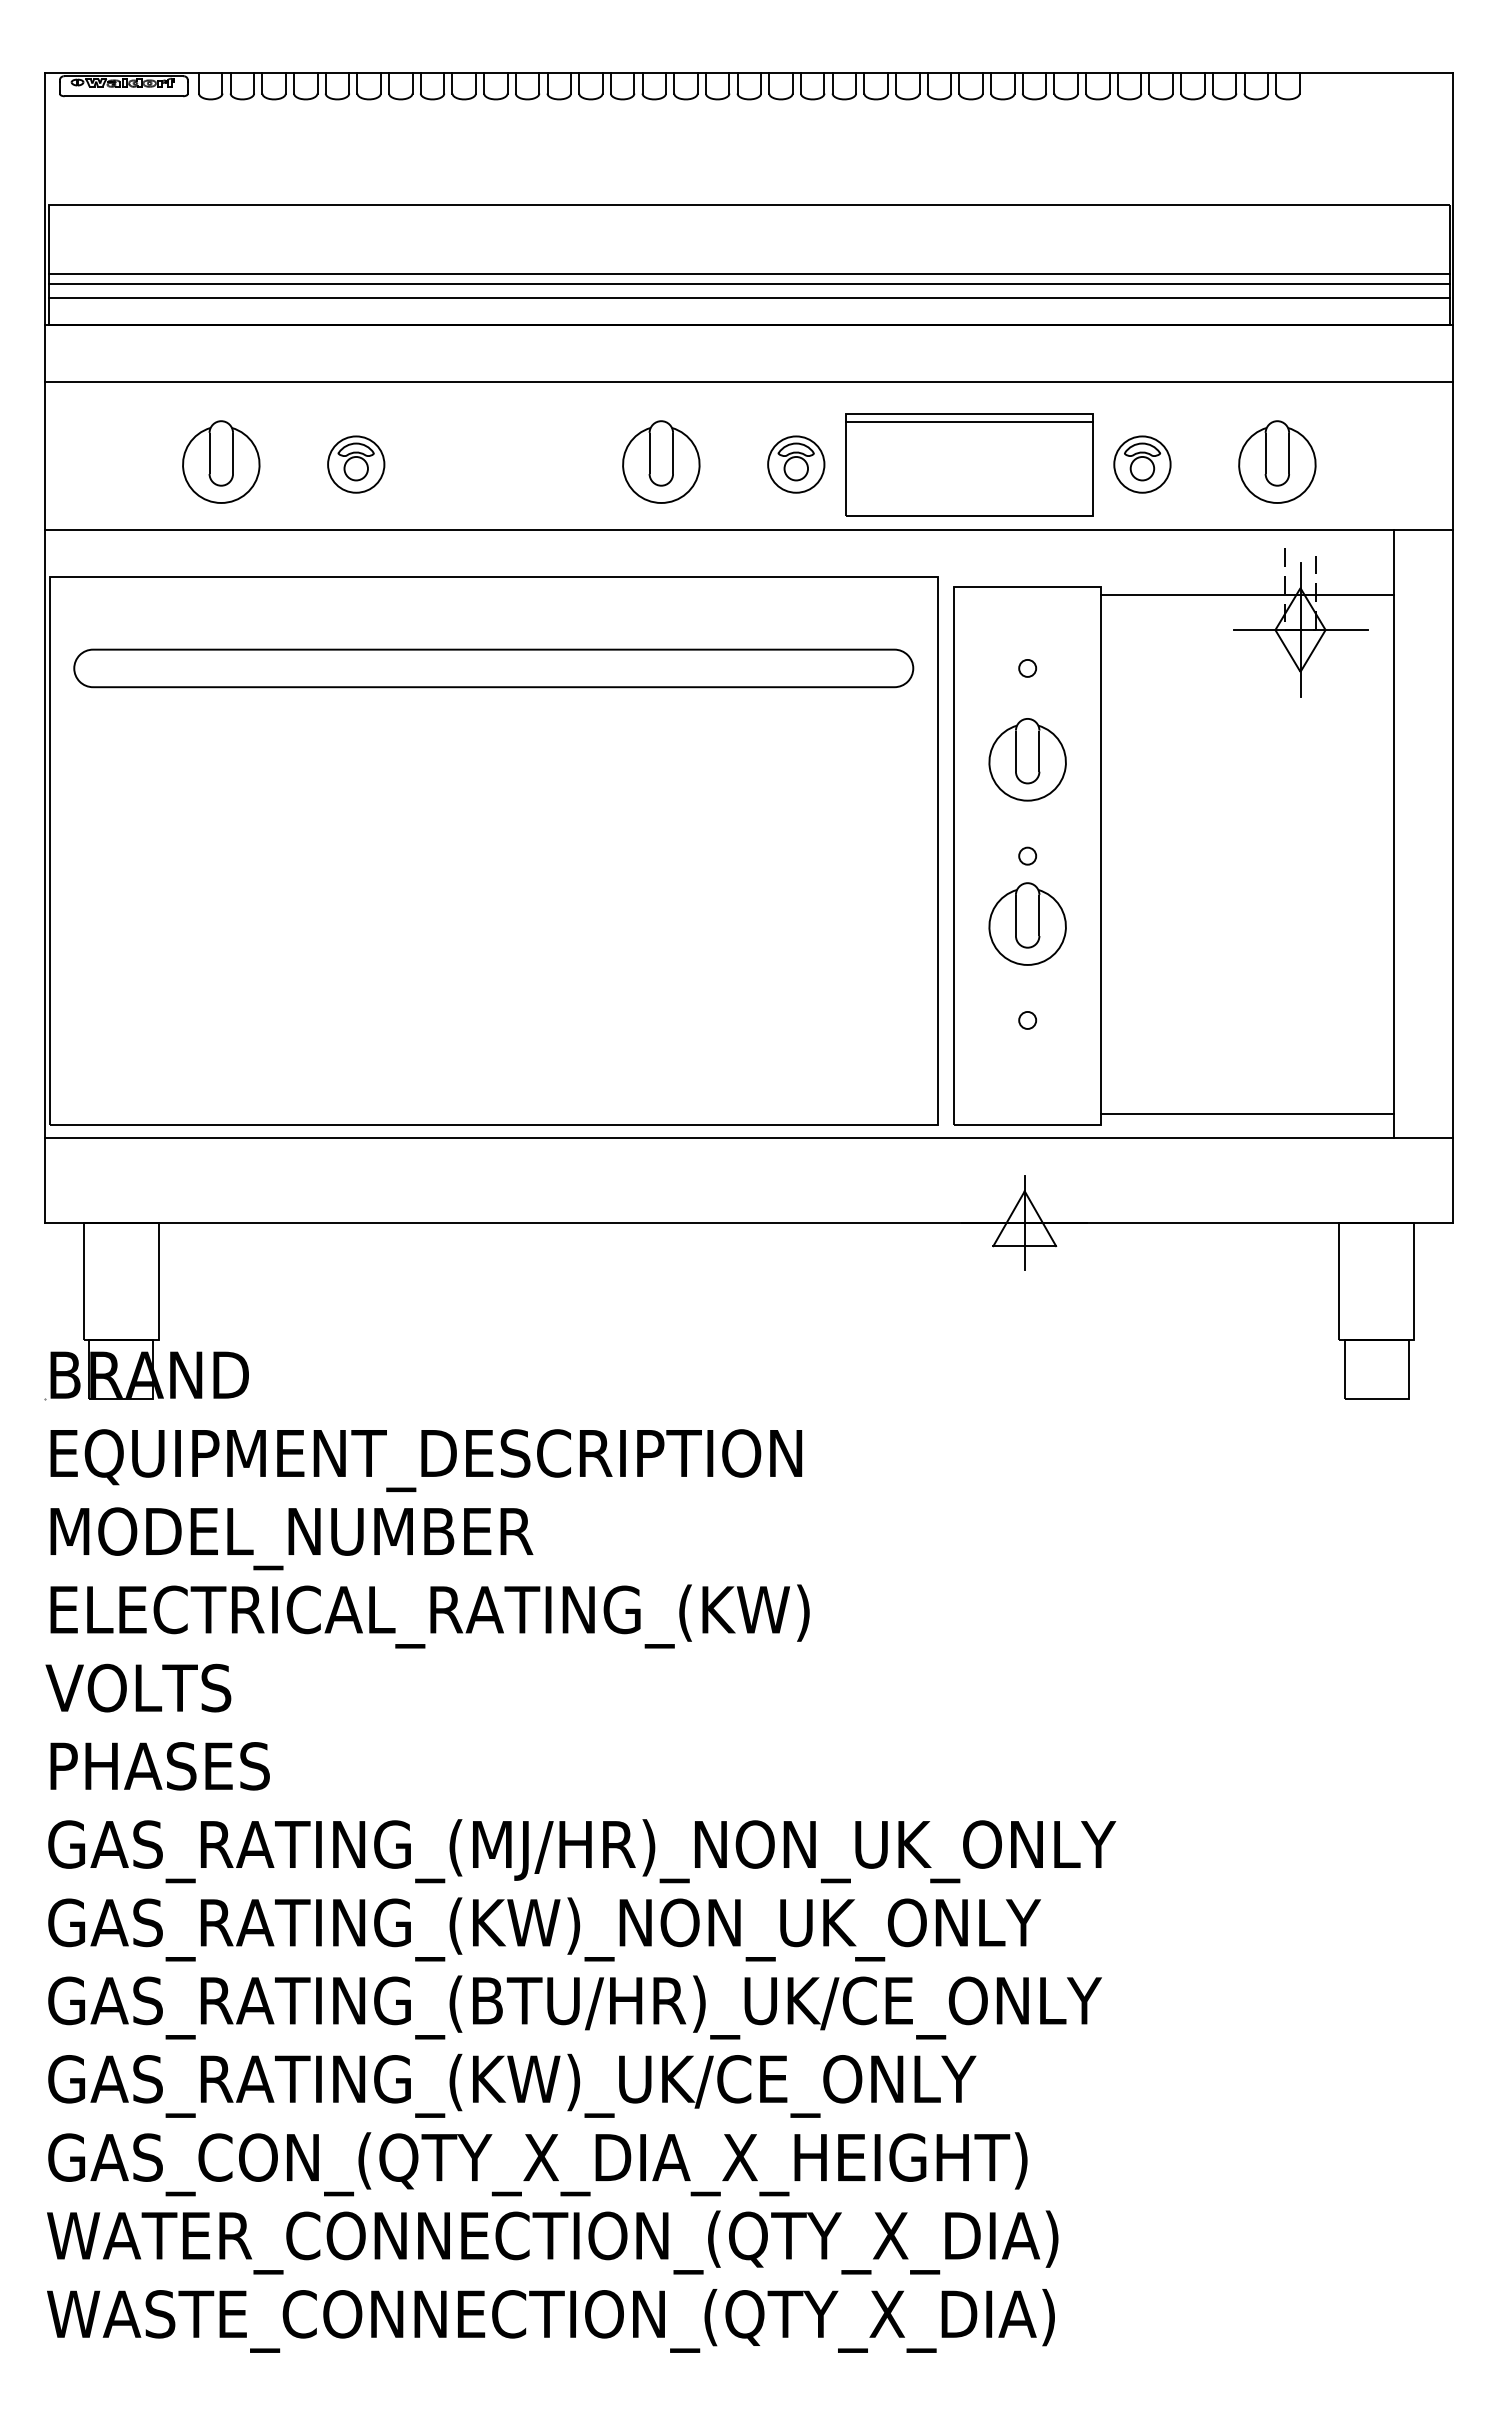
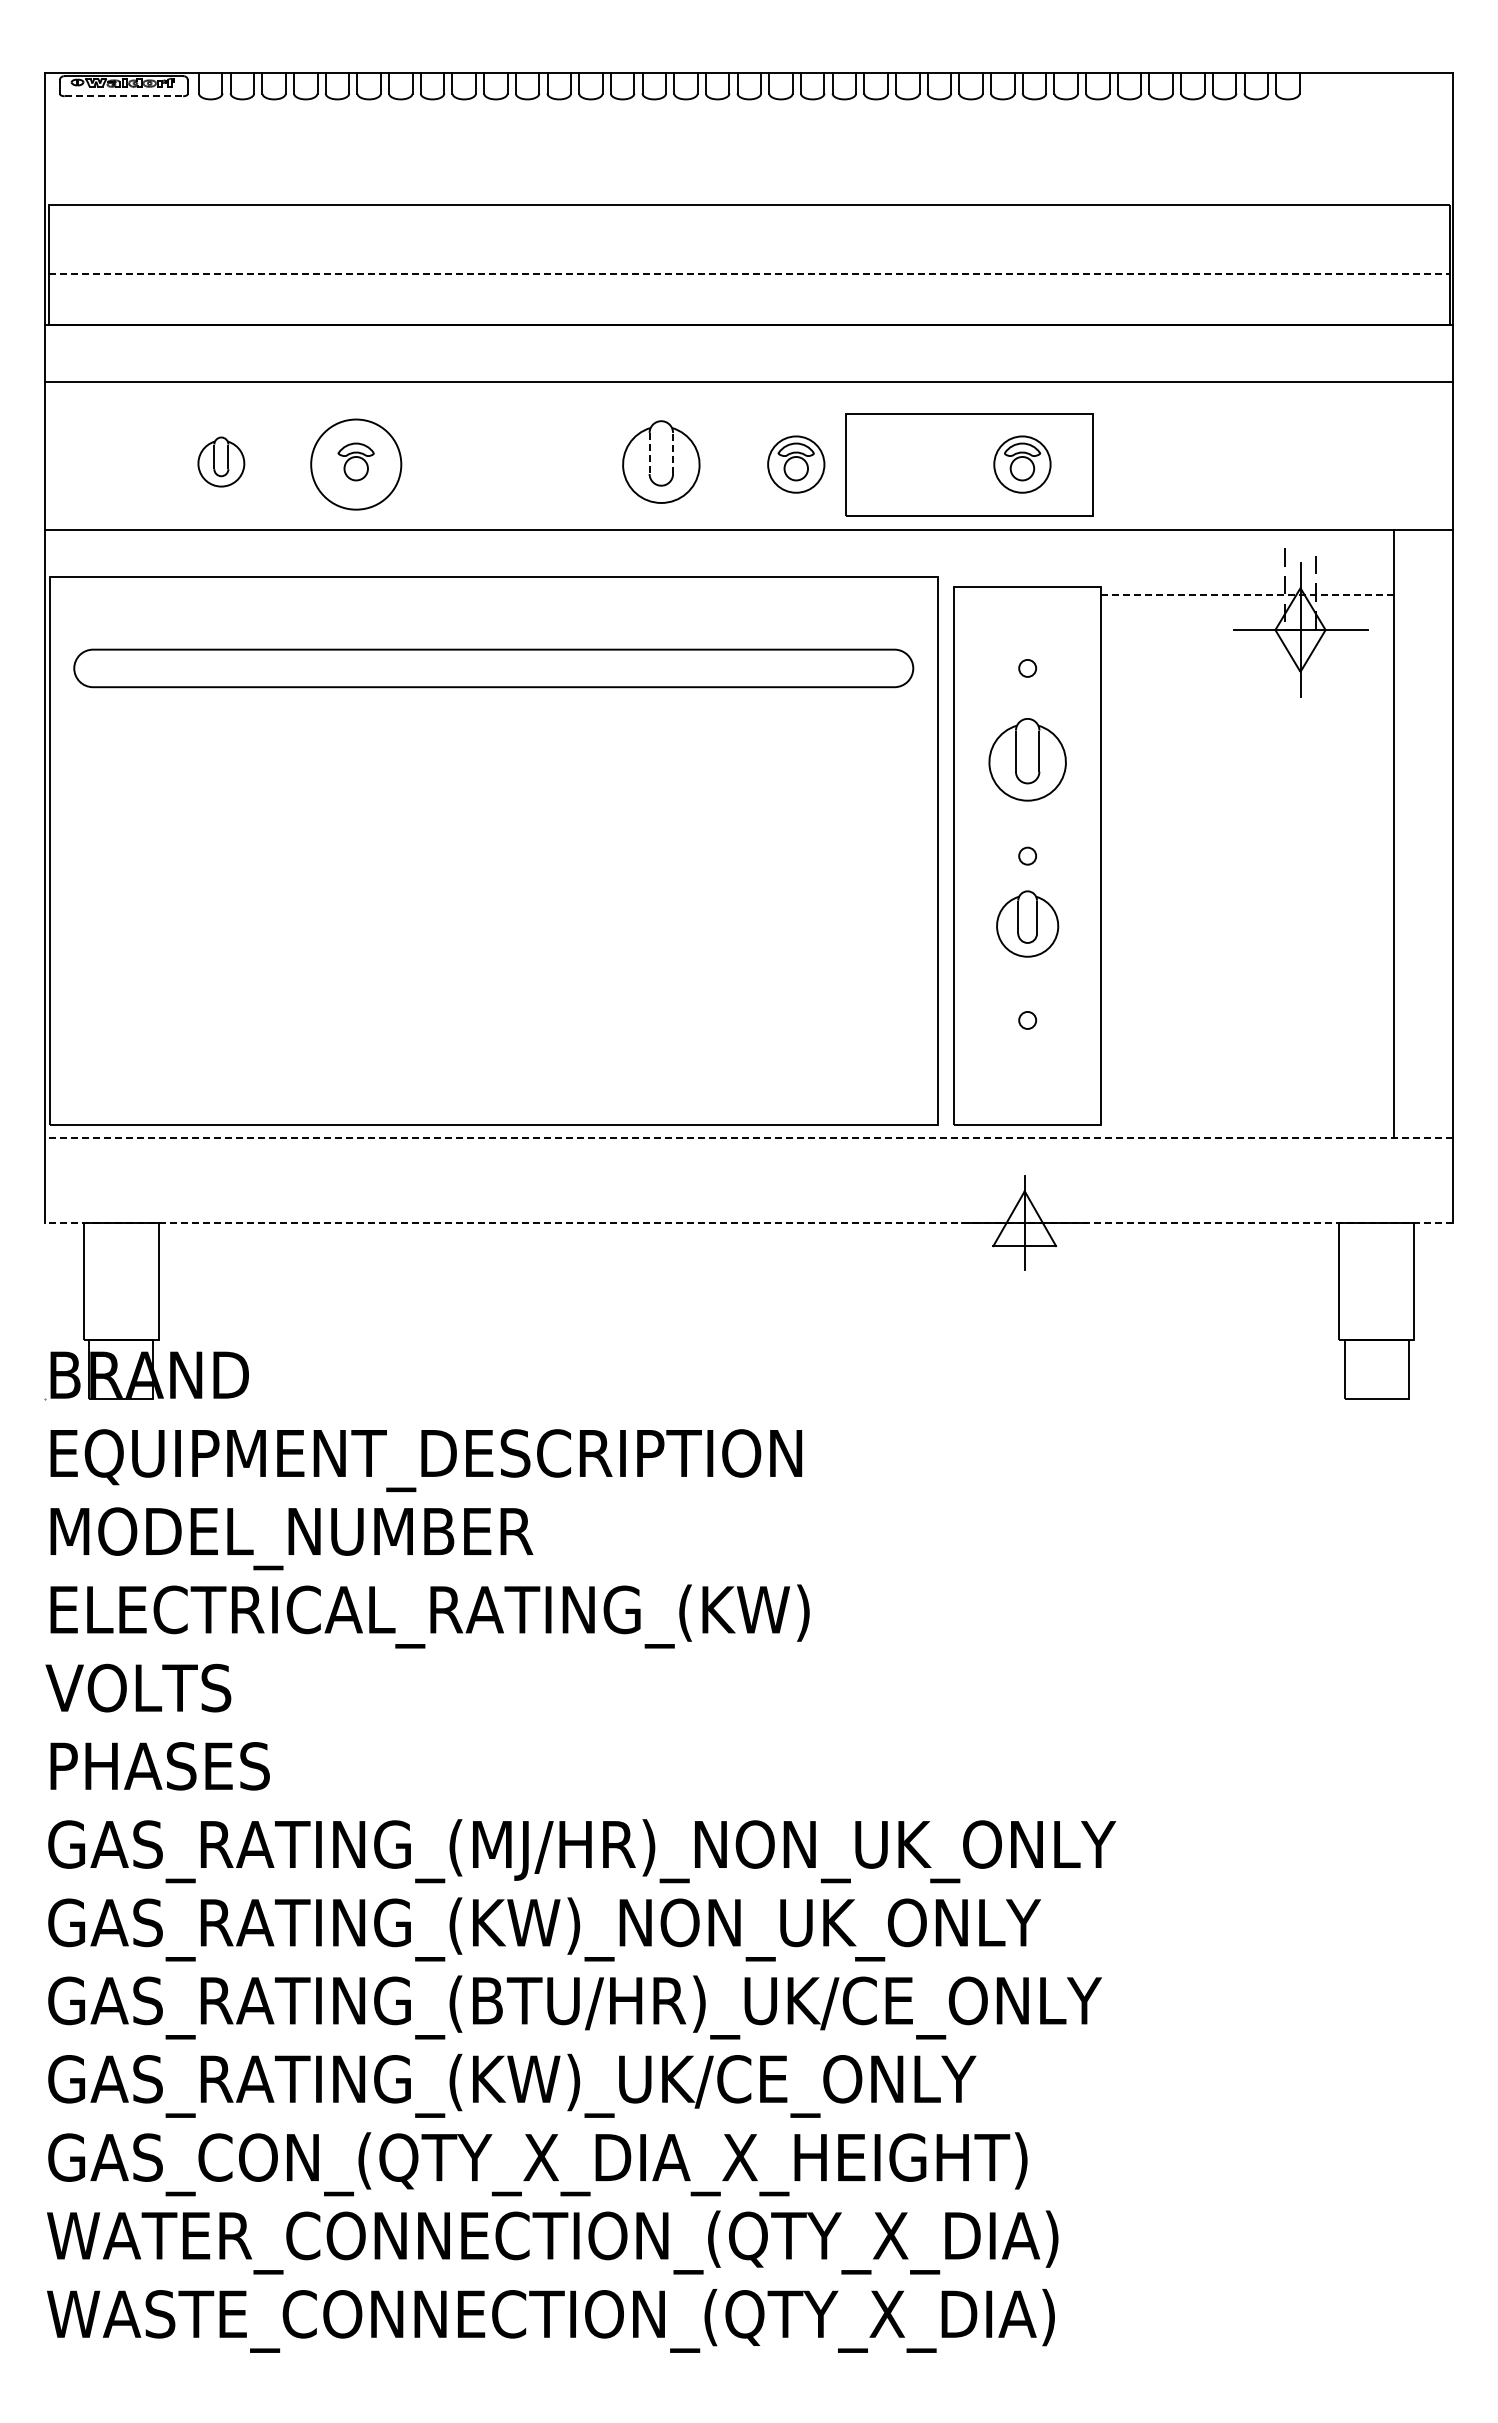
line: solid -> dashed (124, 96)
line: solid -> dashed (749, 273)
line: present -> none (748, 284)
line: present -> none (748, 297)
line: present -> none (969, 421)
line: solid -> dashed (649, 453)
line: solid -> dashed (673, 453)
part size: 79x84 px -> 49x52 px (221, 461)
part: present -> none (1277, 461)
circle diameter: 56 px -> 90 px (356, 464)
part position: (1142, 464) -> (1022, 464) (1022, 464)
line: solid -> dashed (1247, 594)
part size: 79x84 px -> 64x68 px (1027, 923)
line: present -> none (1247, 1114)
line: solid -> dashed (748, 1137)
line: solid -> dashed (748, 1222)
